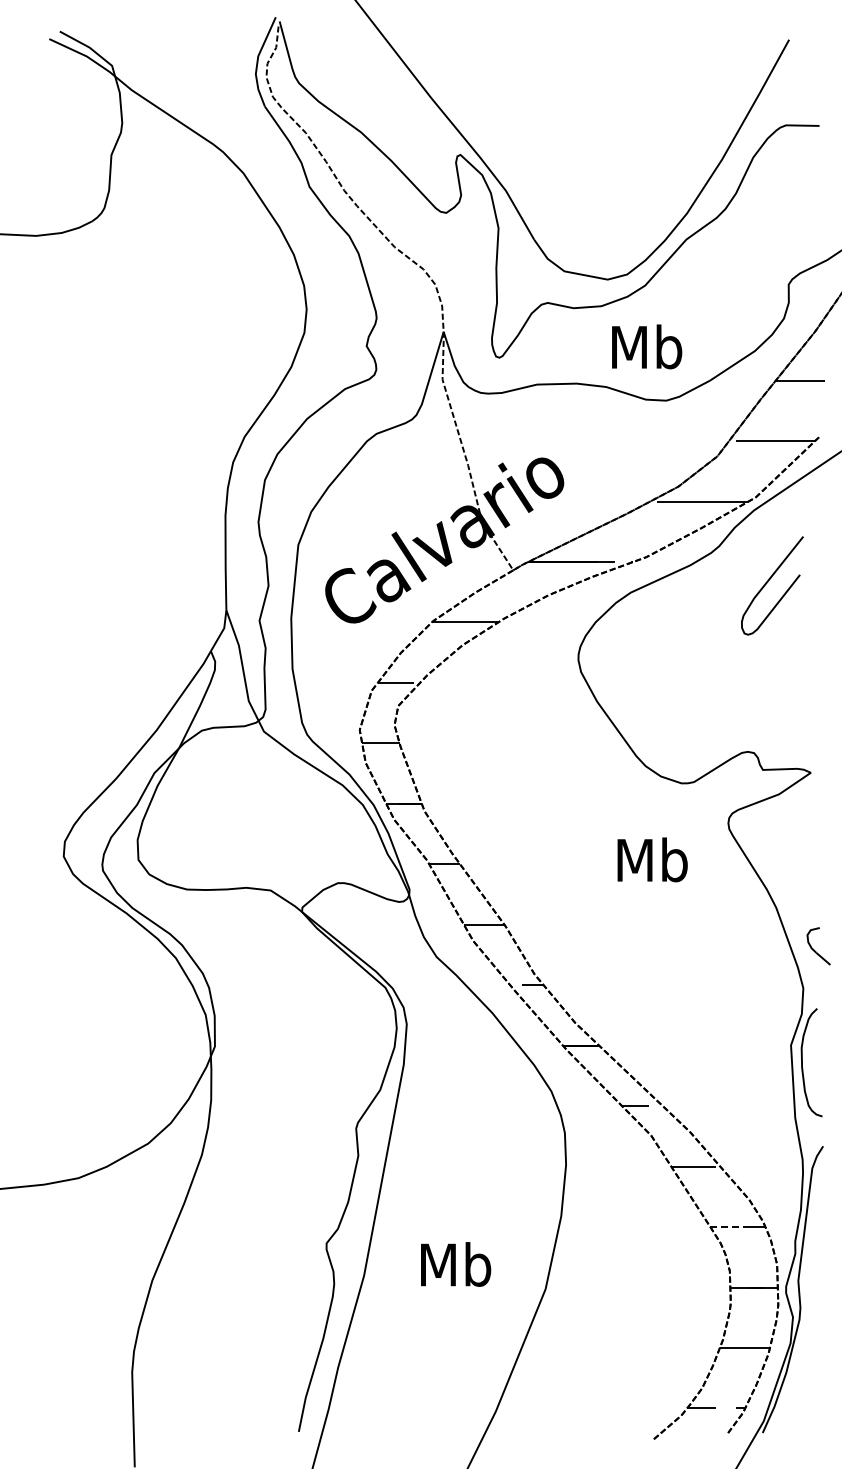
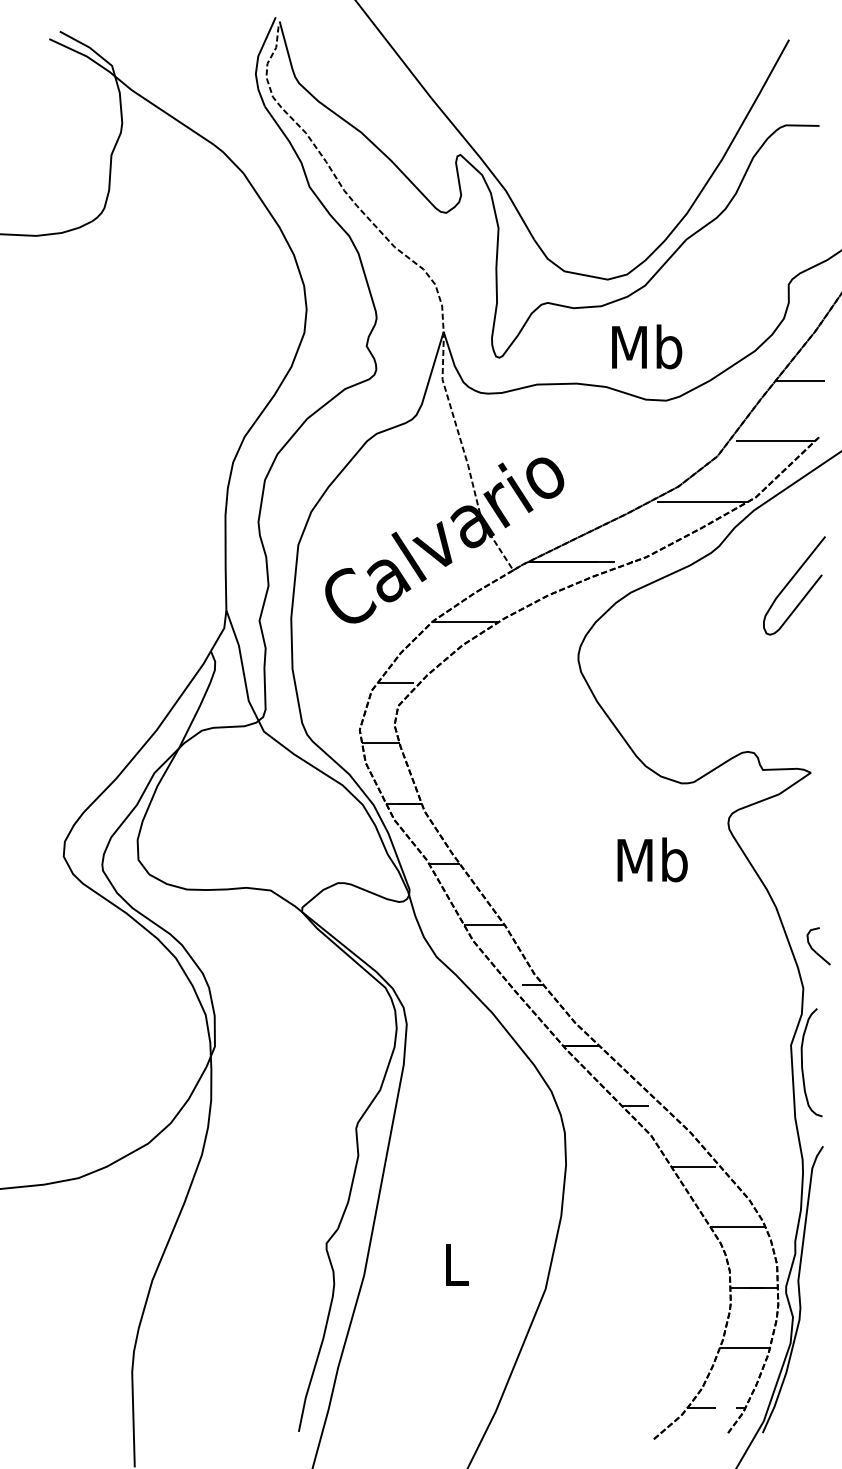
curve position: (768, 582) -> (790, 582) (790, 582)
line: dashed -> solid (729, 1227)
text: Mb -> L (456, 1264)
